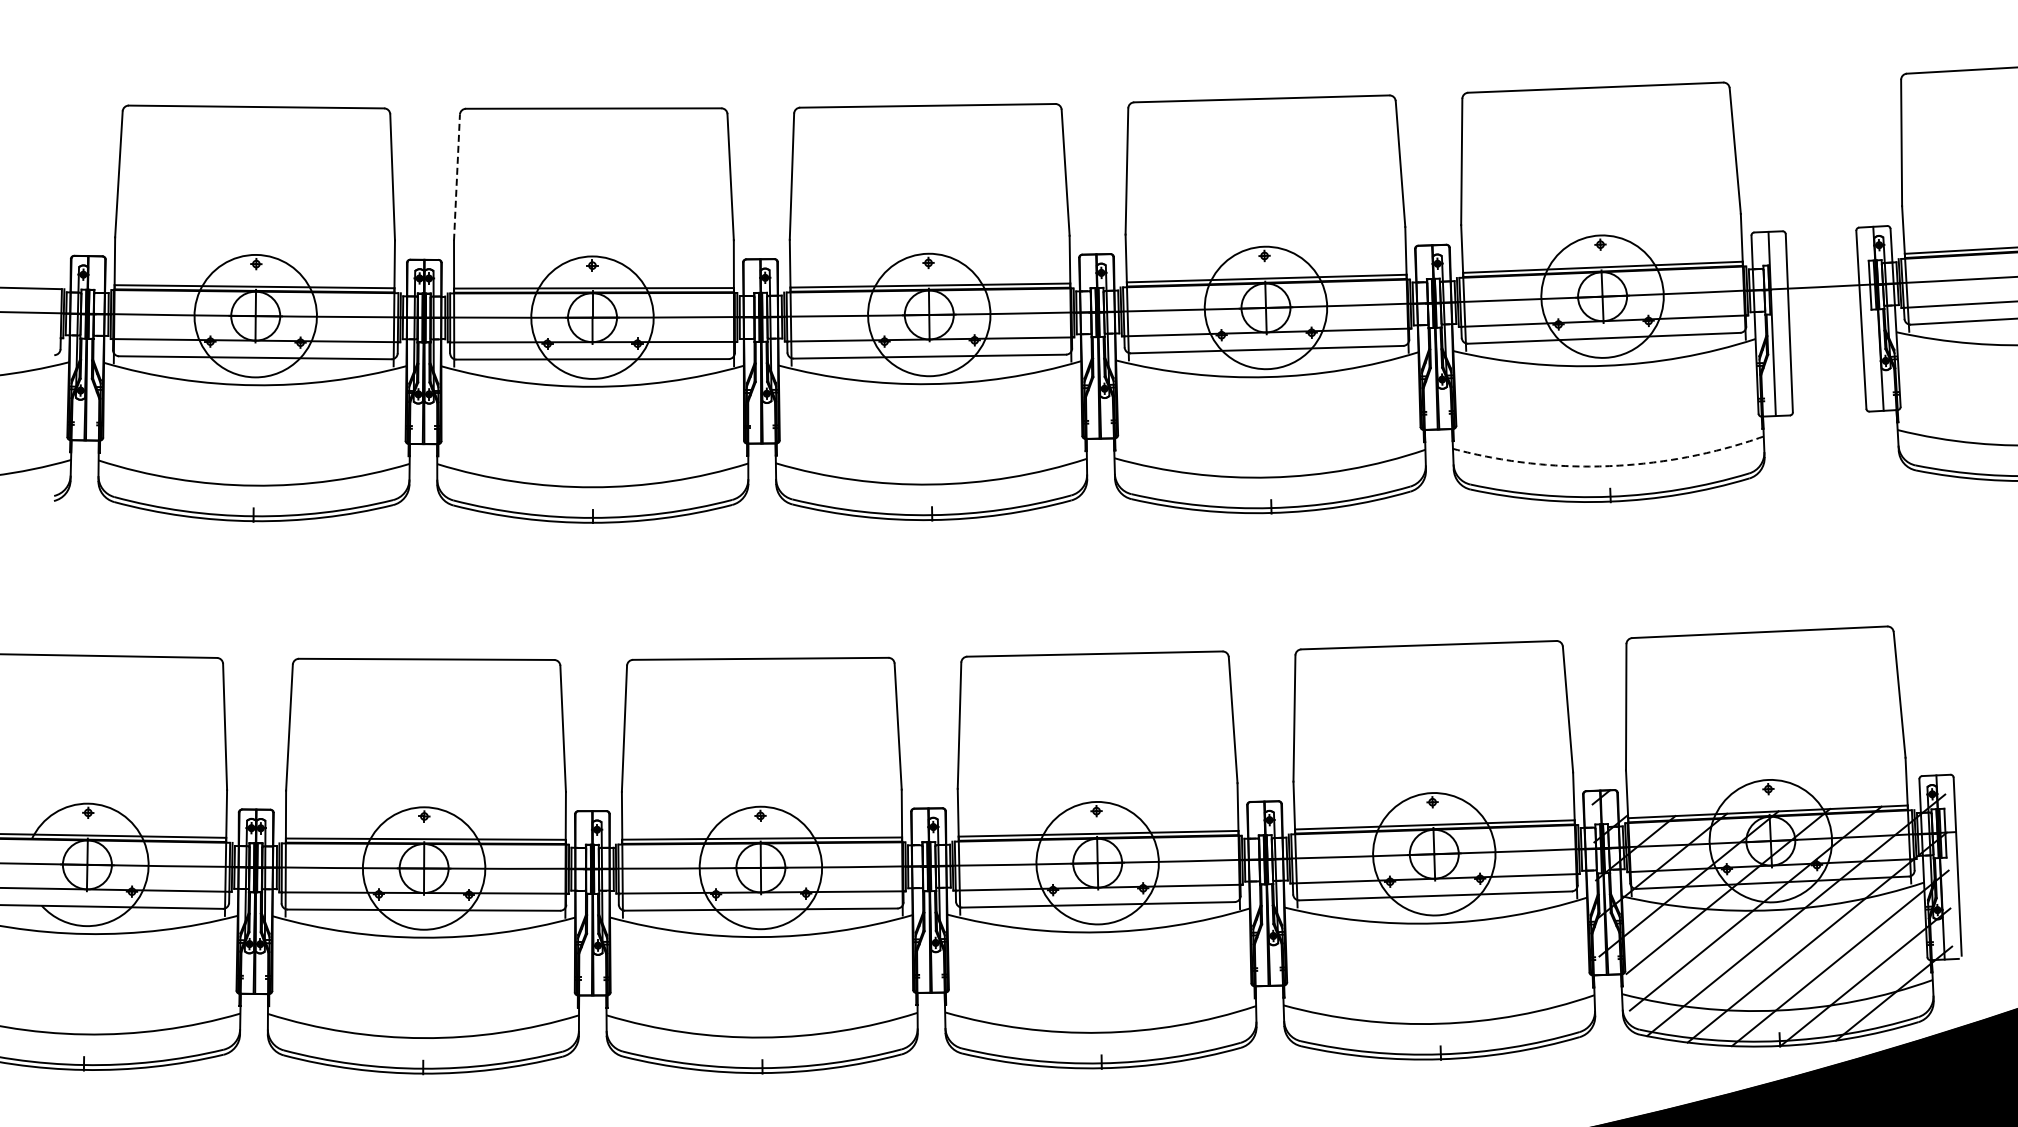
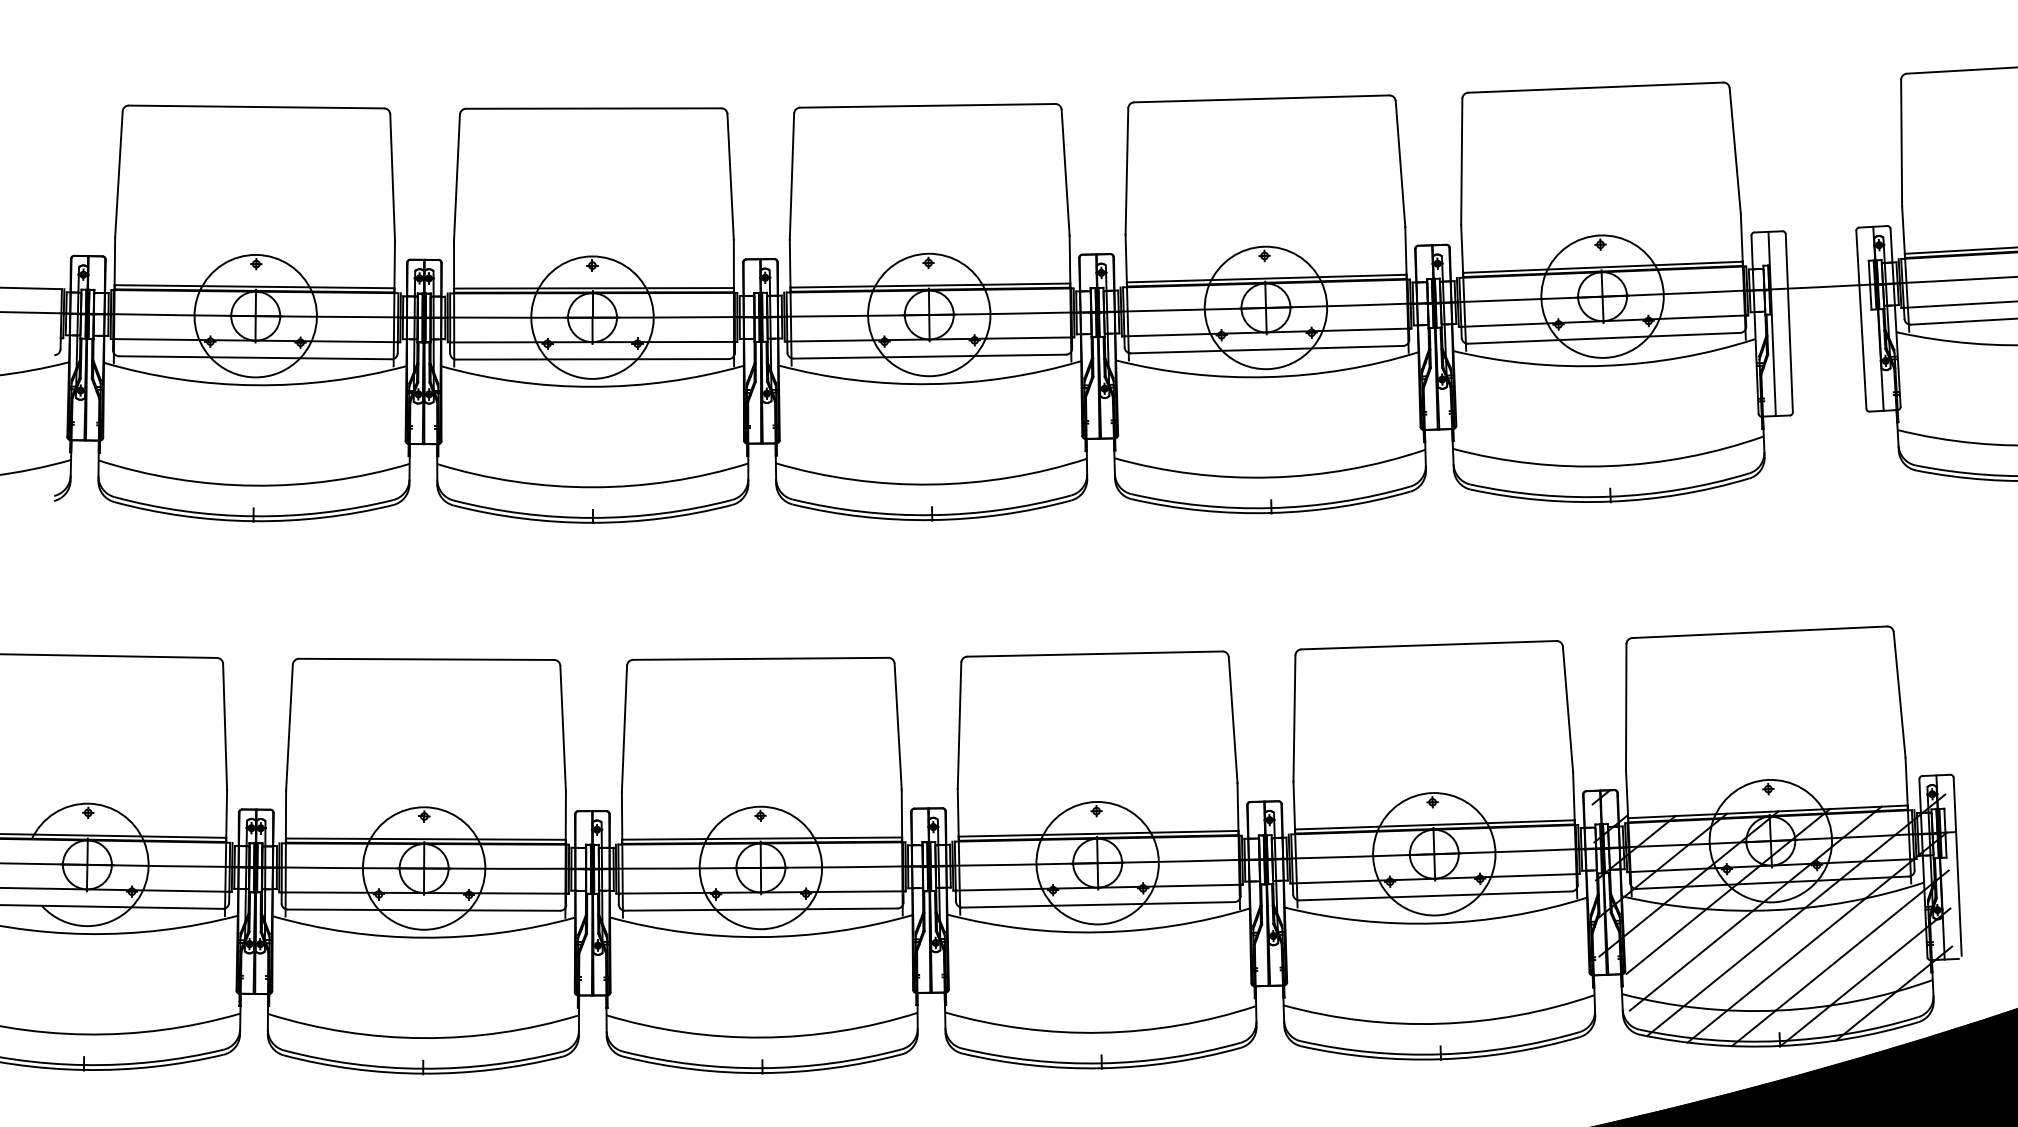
line: dashed -> solid (457, 177)
arc: dashed -> solid (1609, 466)
